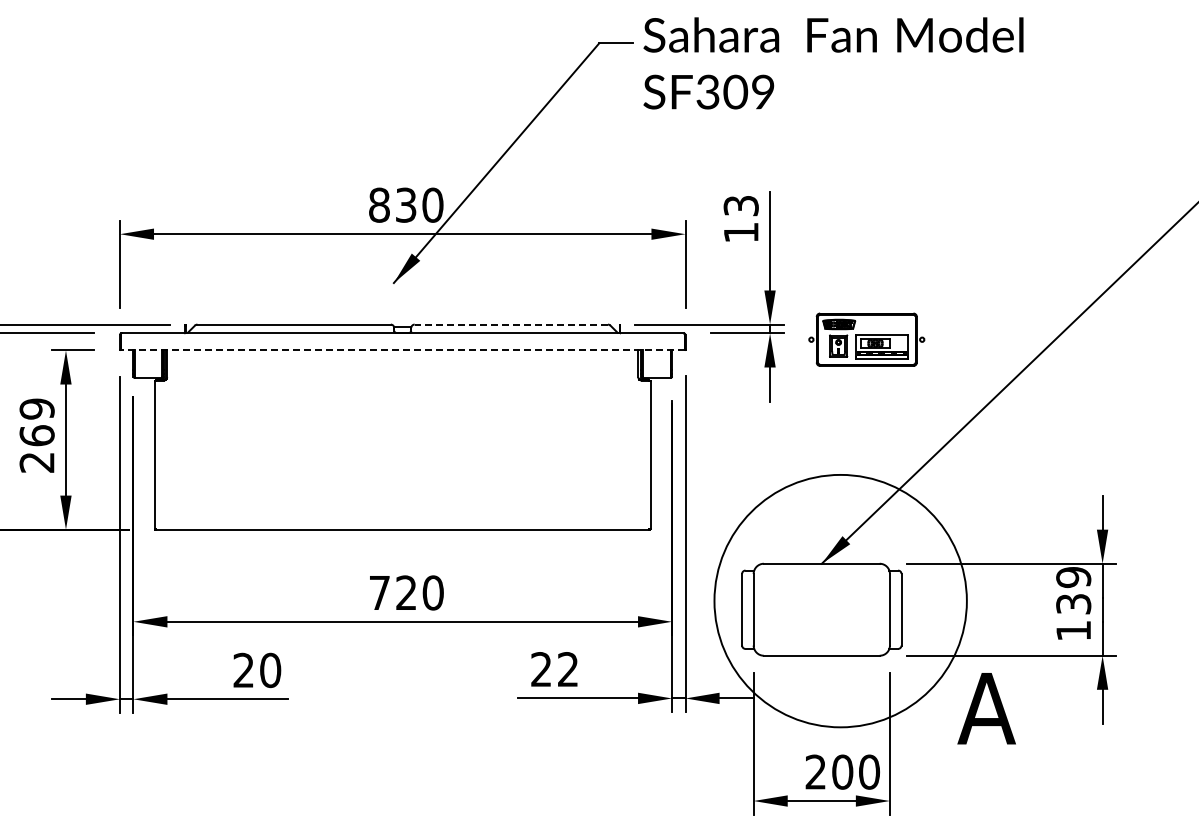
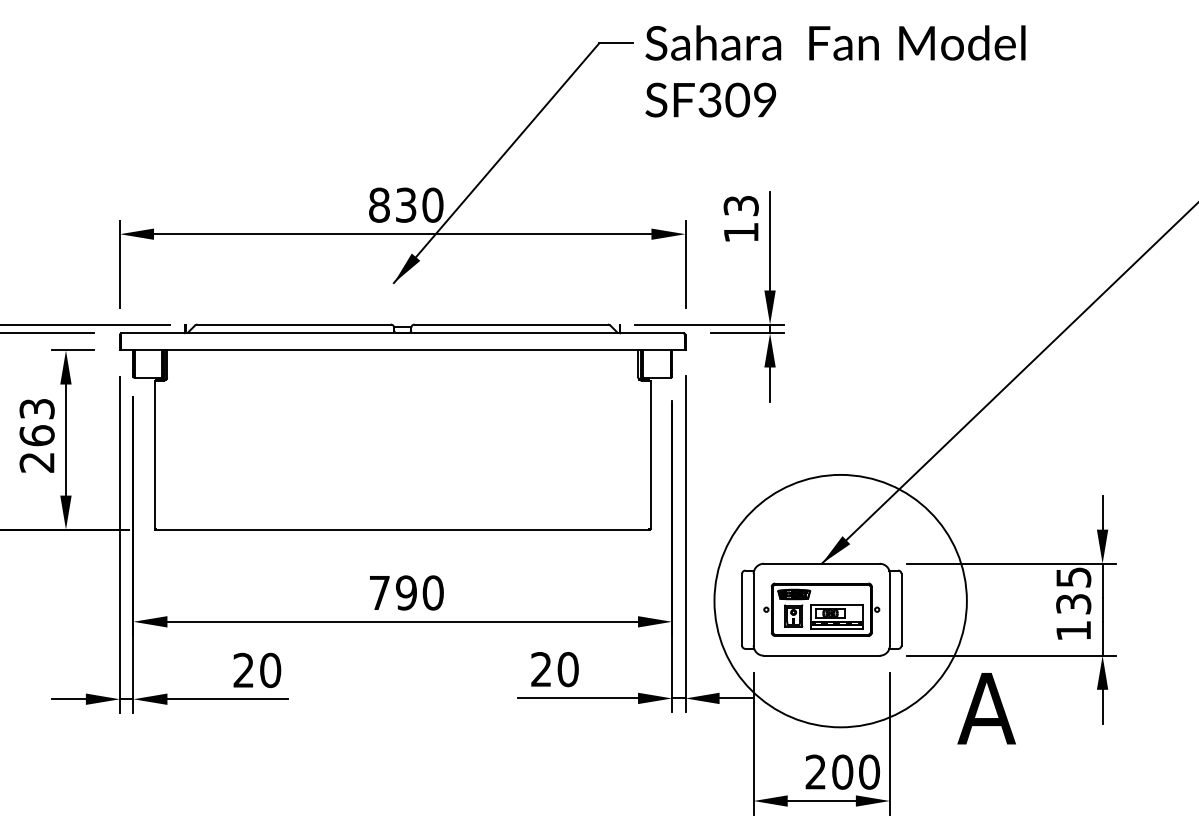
text position: (833, 63) -> (835, 71) (835, 71)
line: dashed -> solid (511, 324)
part position: (866, 339) -> (821, 609) (821, 609)
line: dashed -> solid (402, 350)
text: 269 -> 263 (36, 408)
text: 139 -> 135 (1073, 577)
text: 720 -> 790 (406, 592)
text: 22 -> 20 (567, 669)
